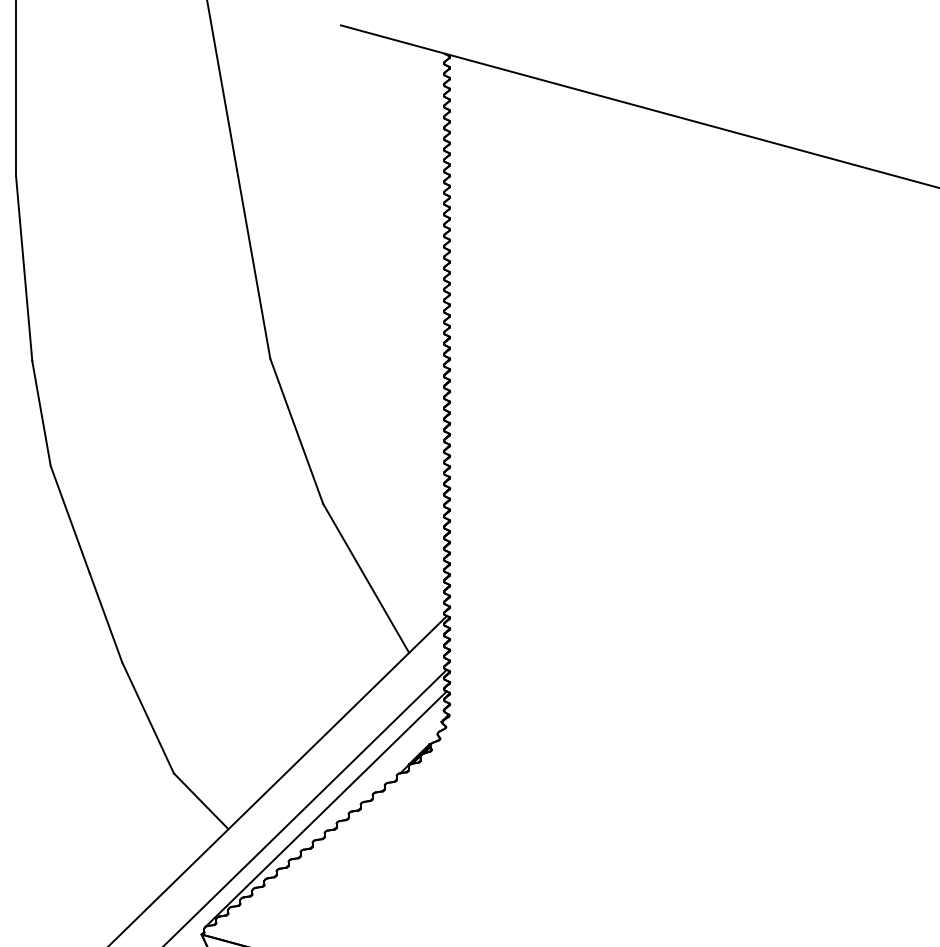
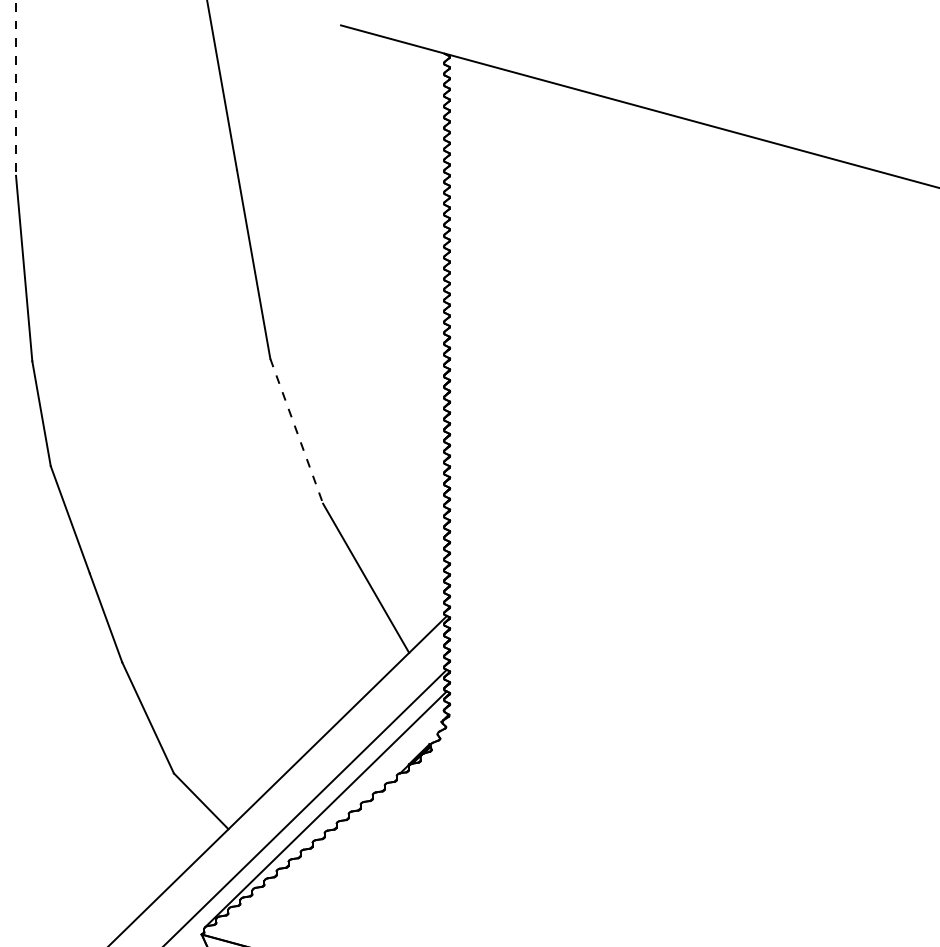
line: solid -> dashed (16, 88)
line: solid -> dashed (296, 431)
